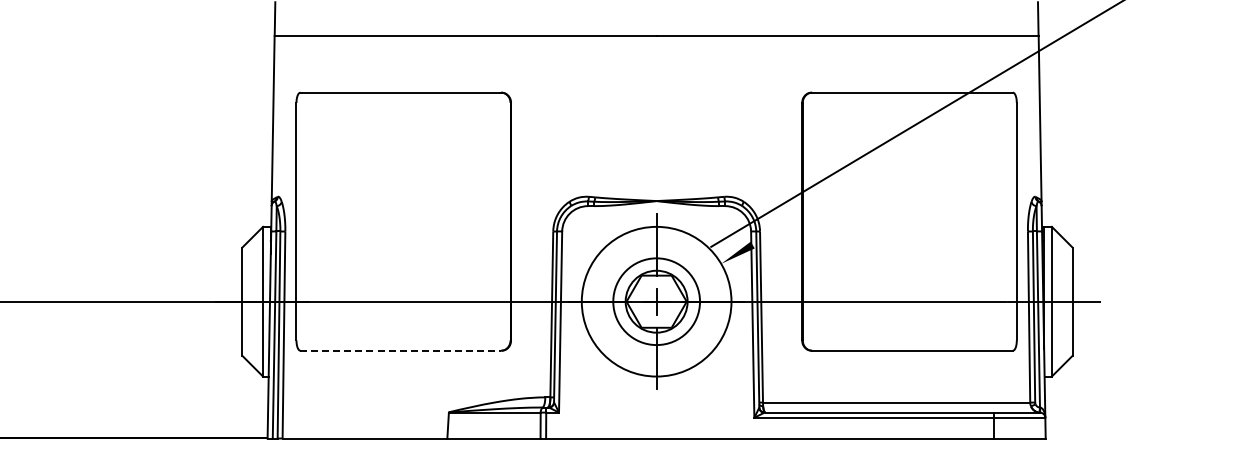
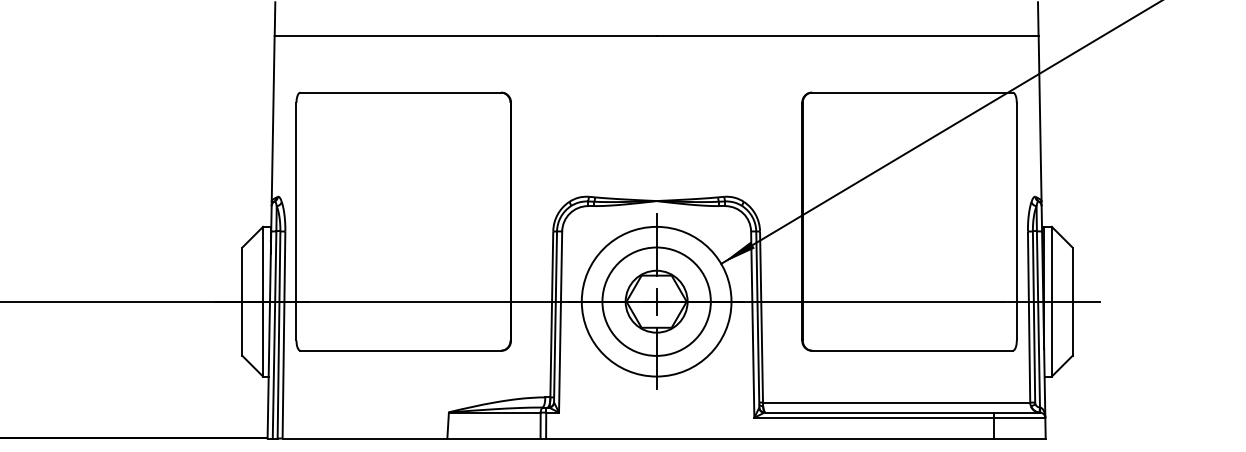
line position: (916, 124) -> (940, 132) (940, 132)
circle diameter: 87 px -> 108 px (656, 301)
line: dashed -> solid (401, 350)
